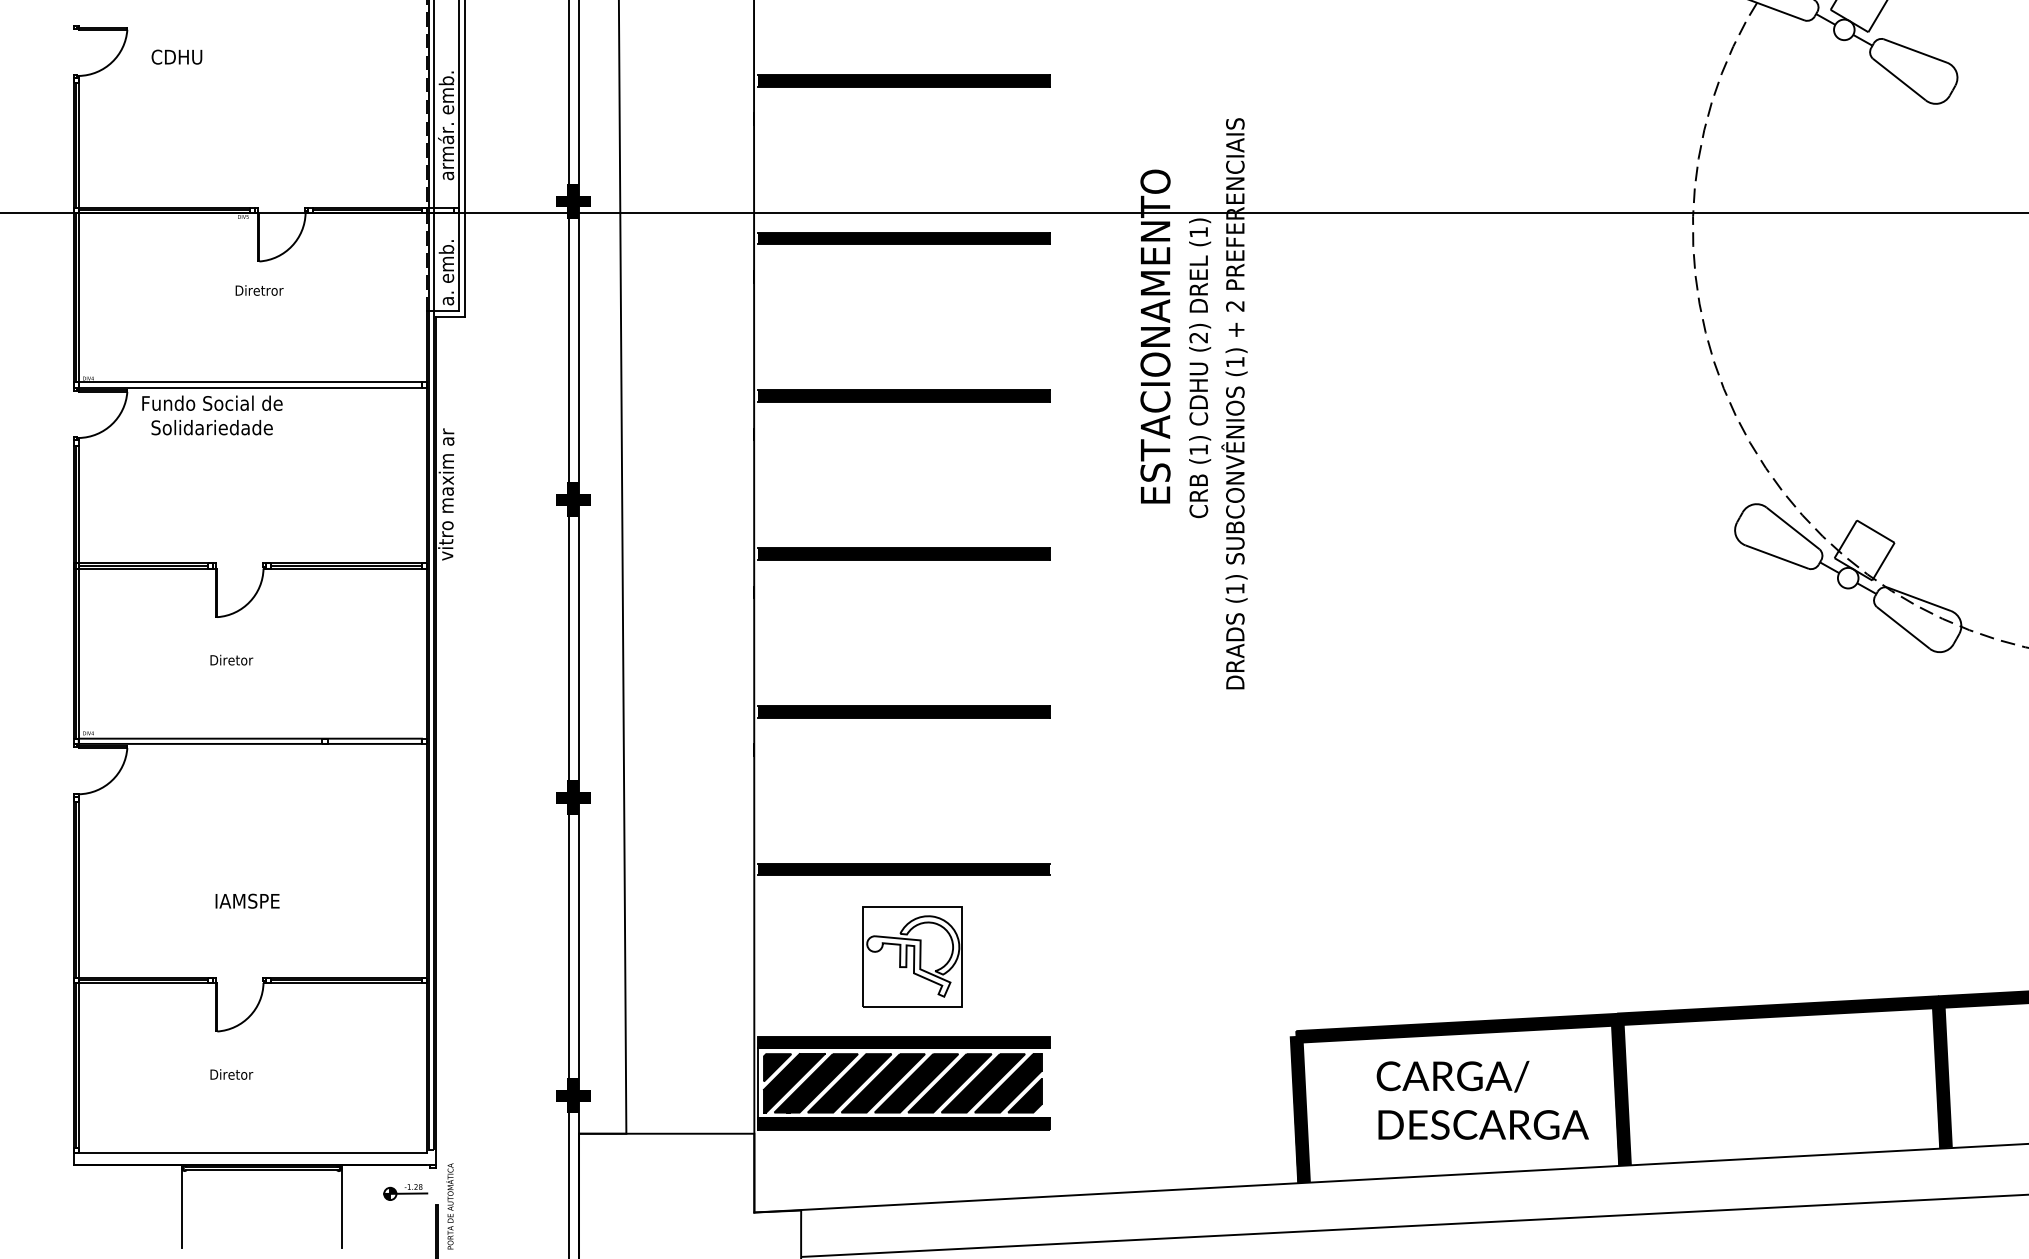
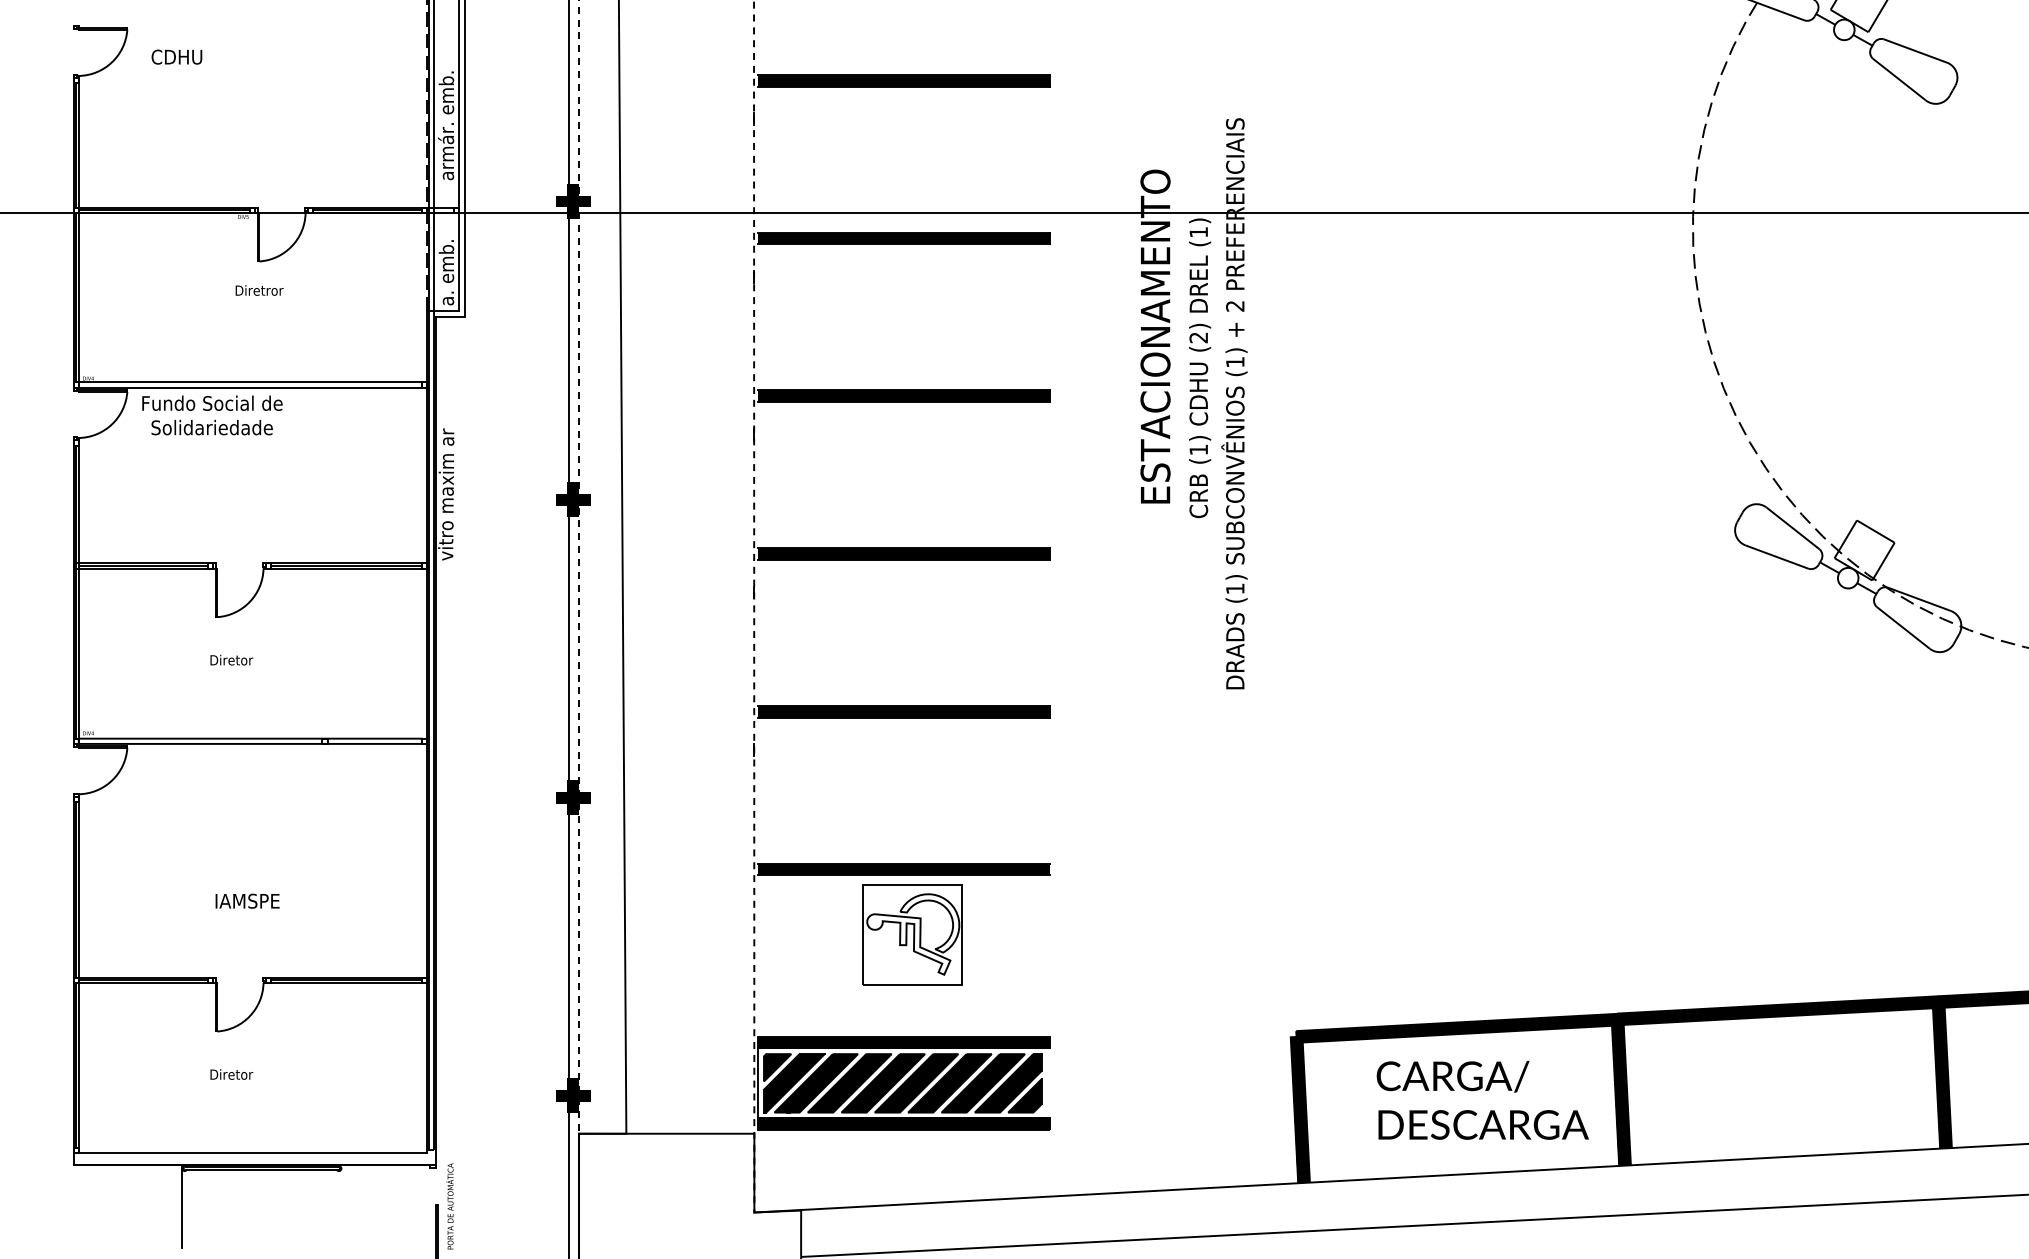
line: solid -> dashed (754, 606)
line: solid -> dashed (579, 629)
part position: (912, 956) -> (912, 934) (912, 934)
part: present -> none (405, 1192)
line: present -> none (342, 1205)
